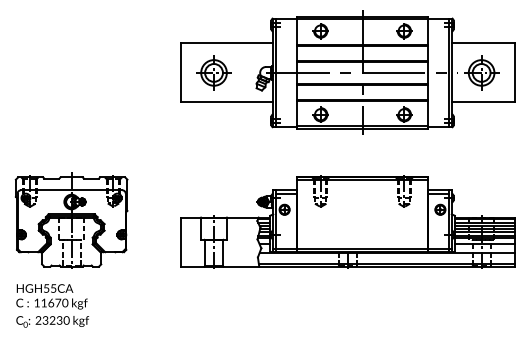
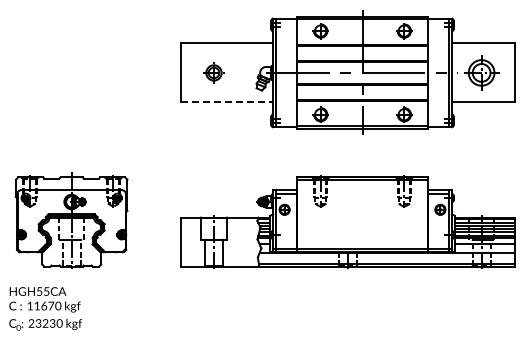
part size: 36x36 px -> 22x22 px (213, 72)
line: solid -> dashed (227, 102)
text position: (52, 305) -> (45, 308) (45, 308)
